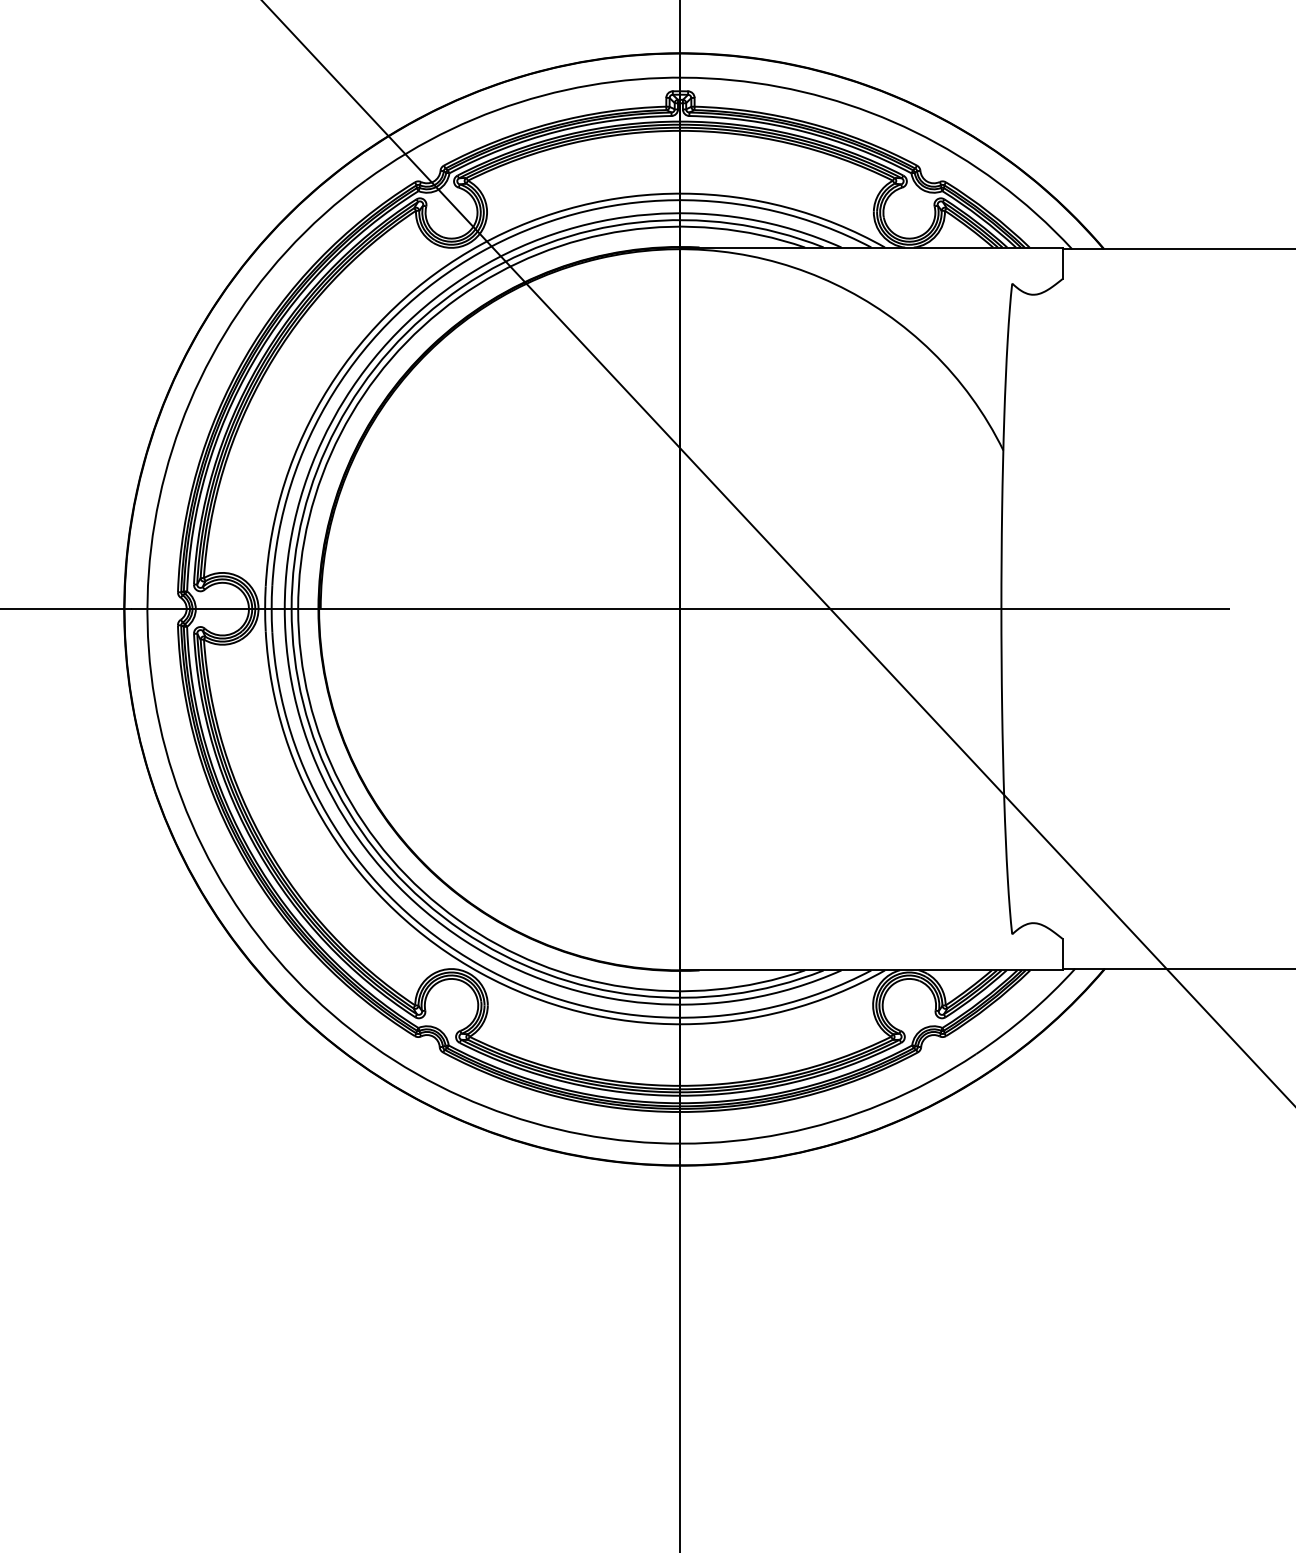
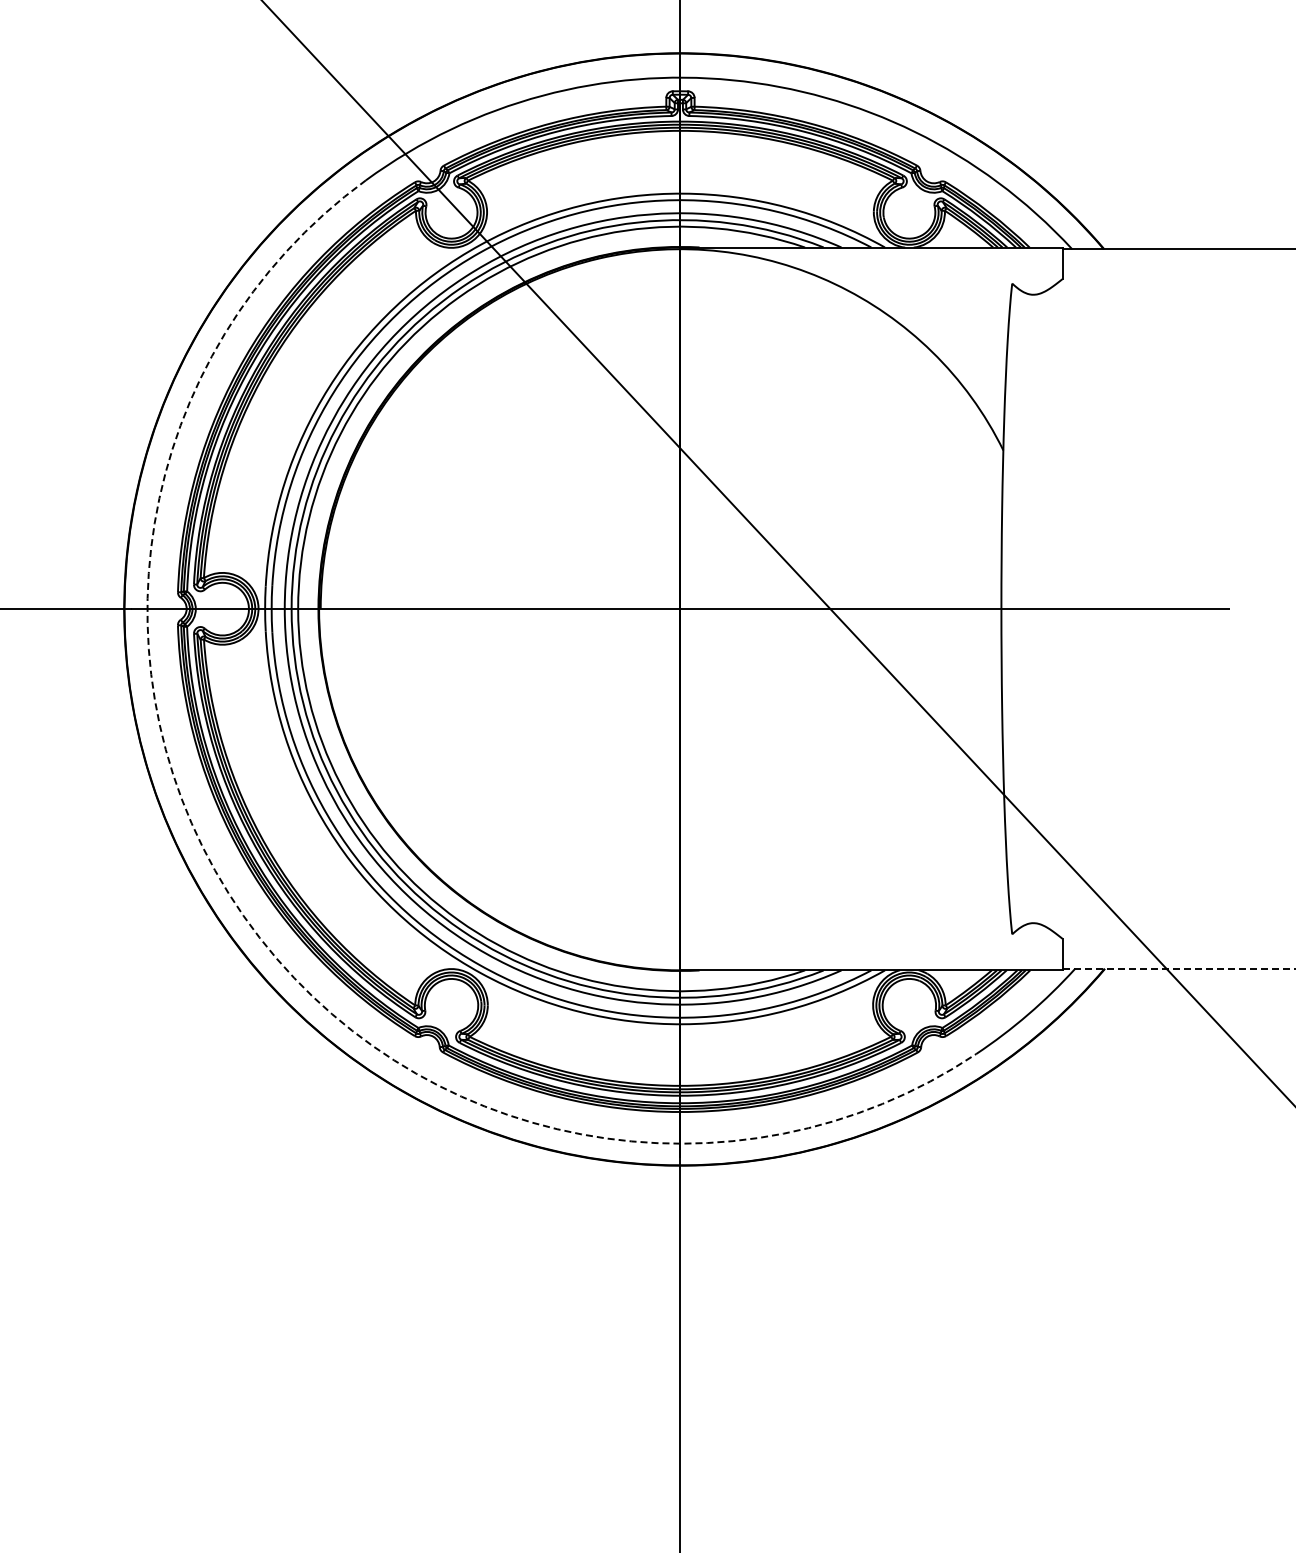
arc: solid -> dashed (243, 915)
line: solid -> dashed (1179, 968)
